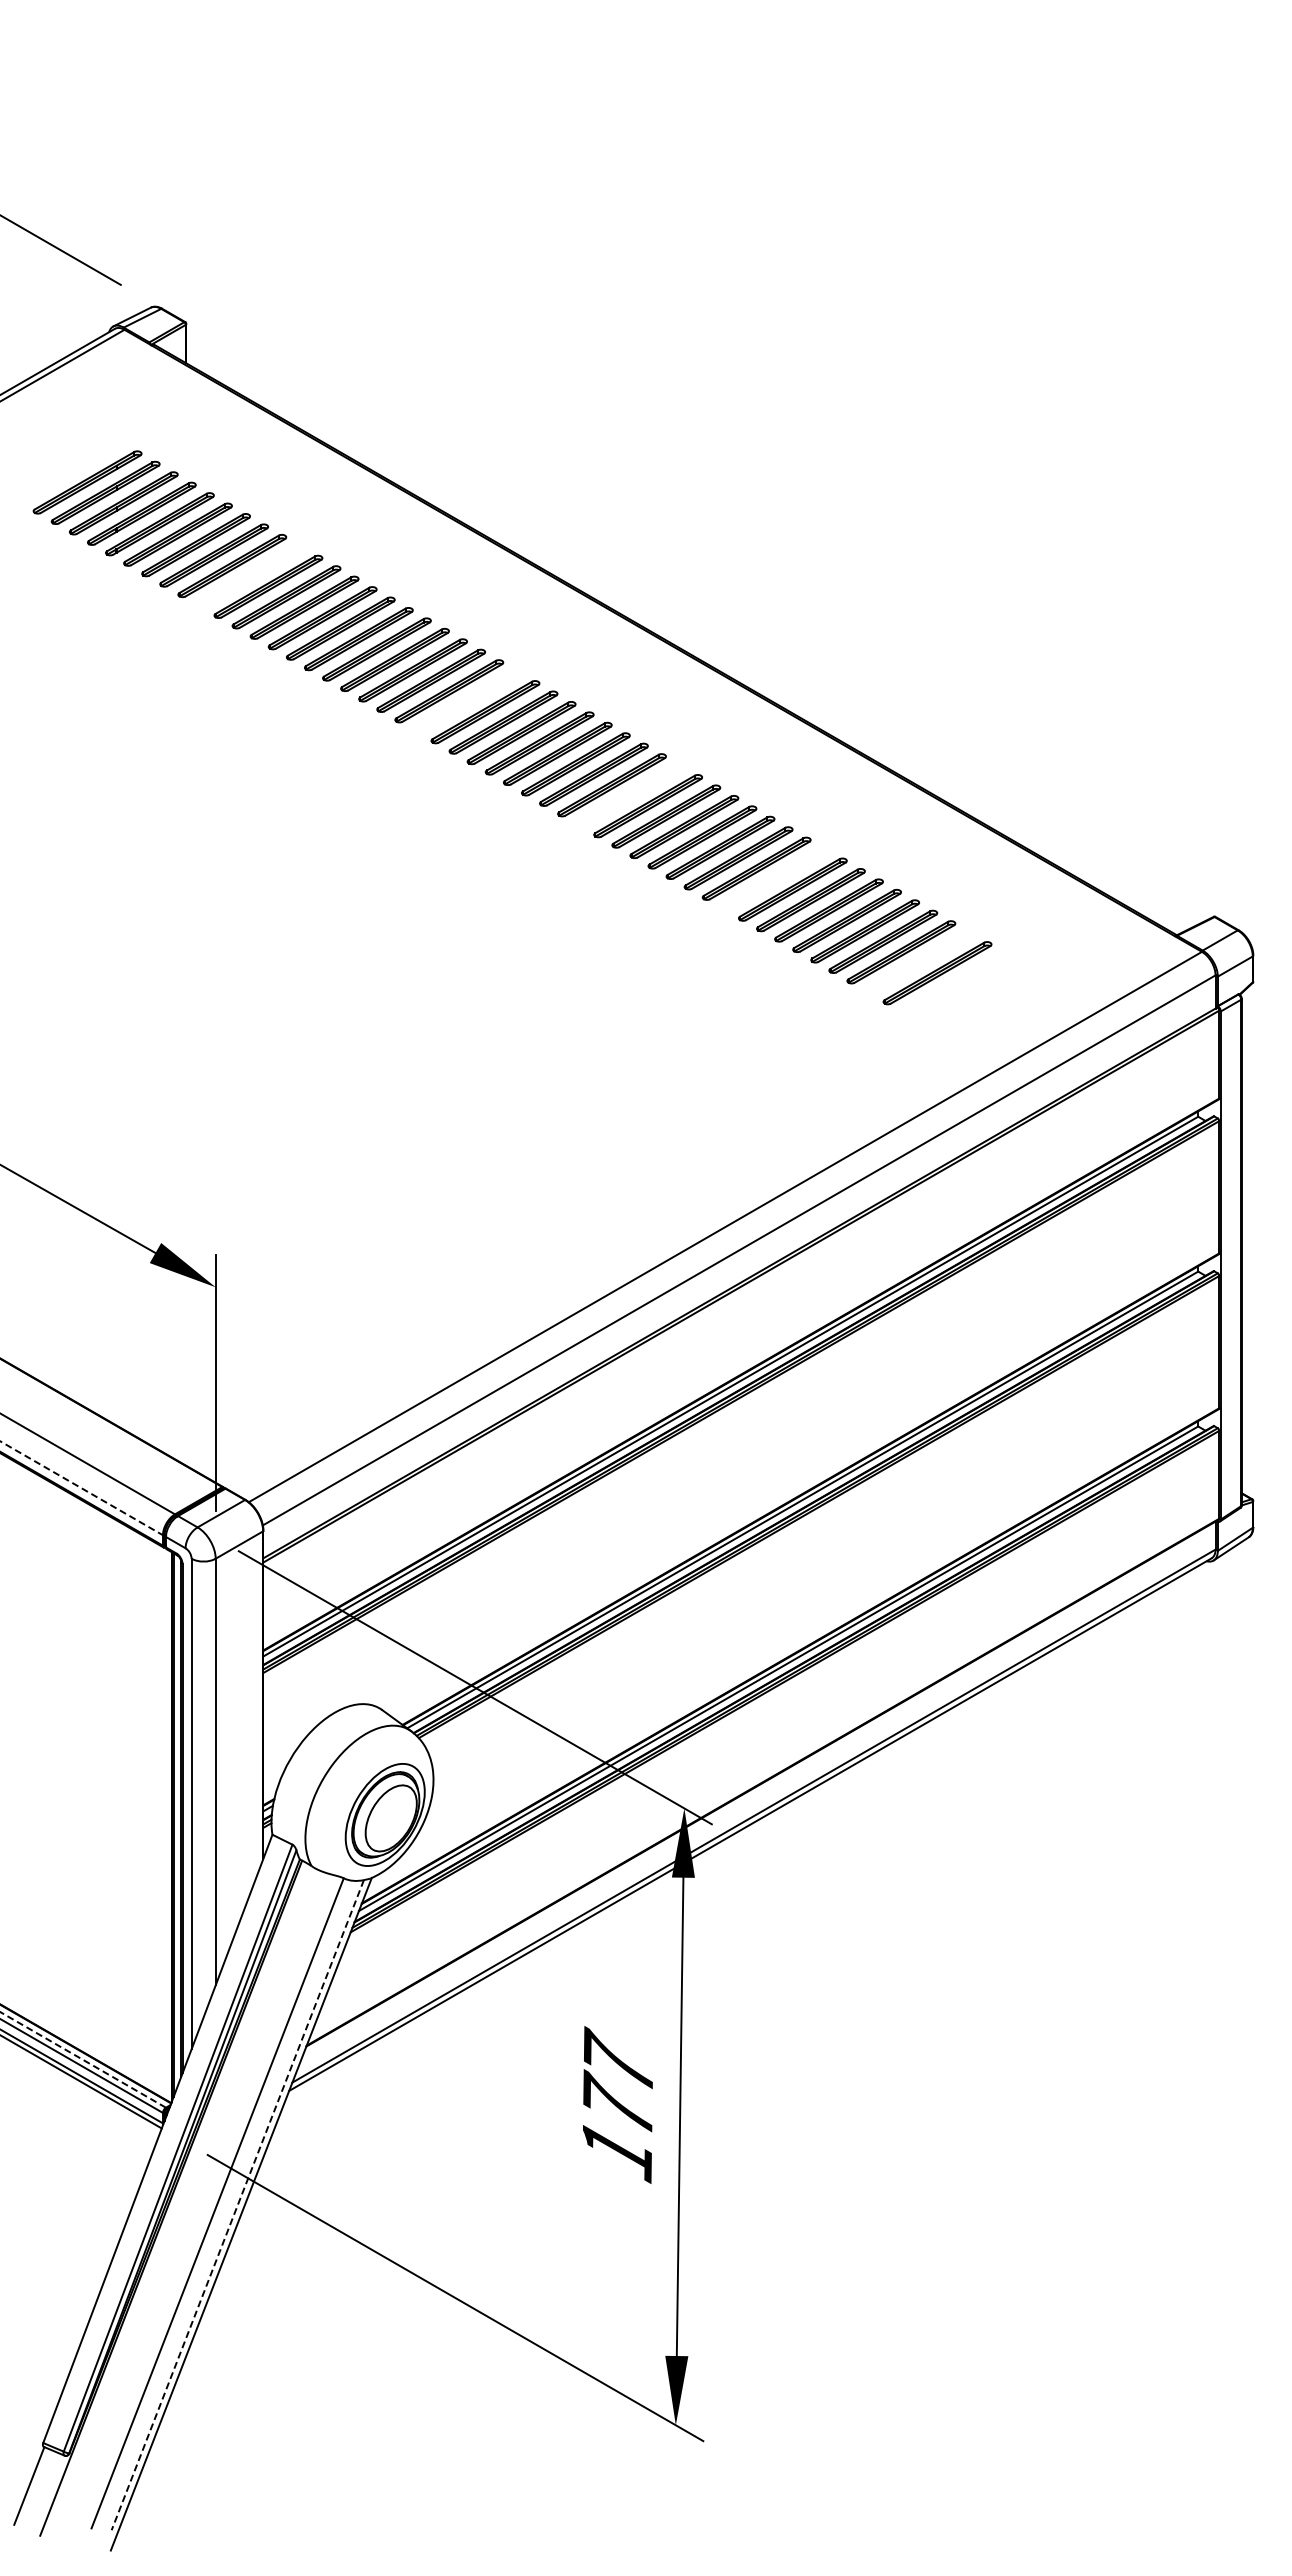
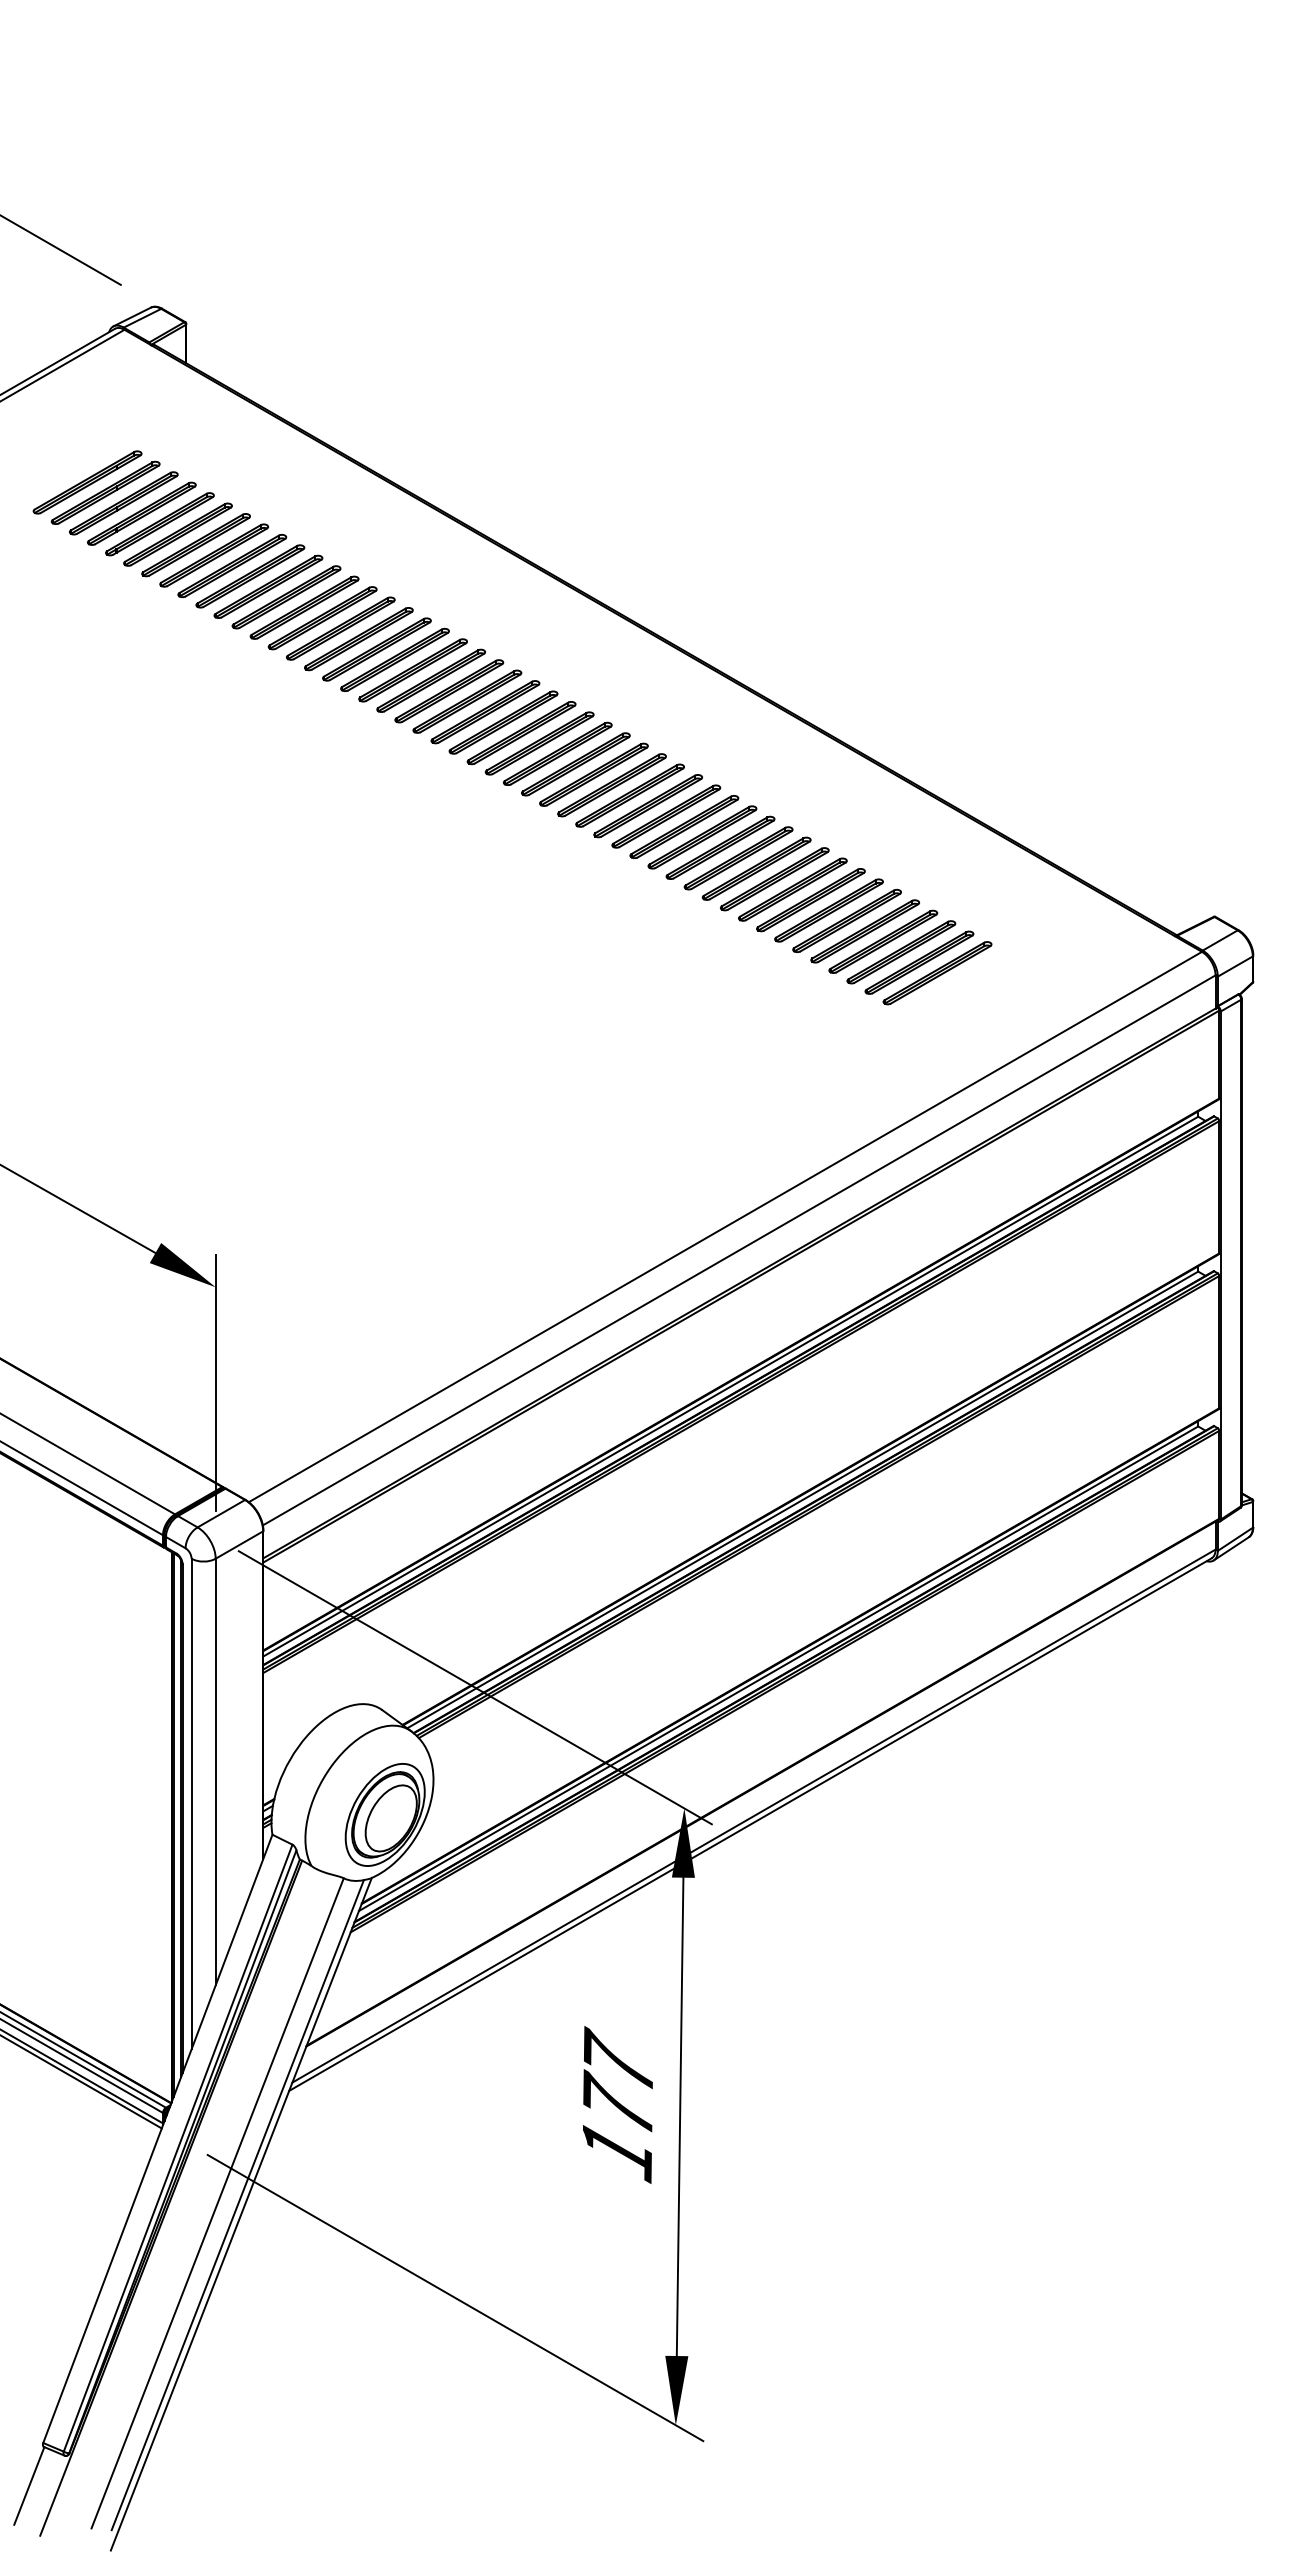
part: none -> present (250, 576)
part: none -> present (467, 701)
part: none -> present (629, 795)
part: none -> present (774, 879)
part: none -> present (919, 962)
line: dashed -> solid (81, 1488)
line: dashed -> solid (82, 2059)
line: dashed -> solid (237, 2205)
